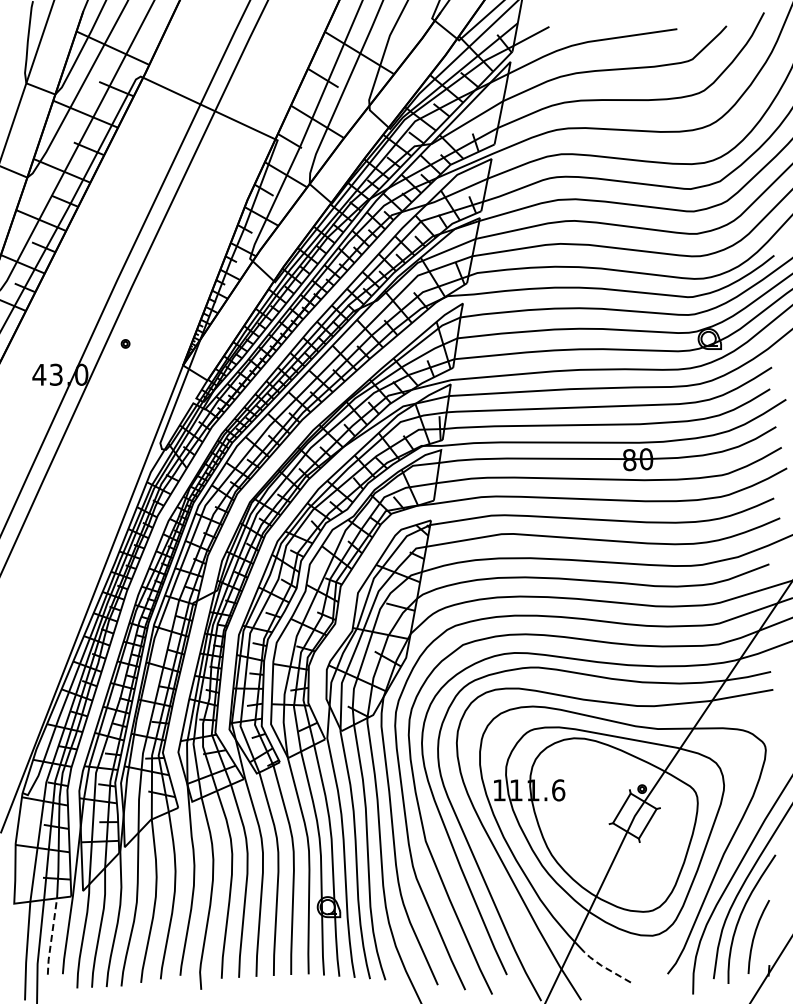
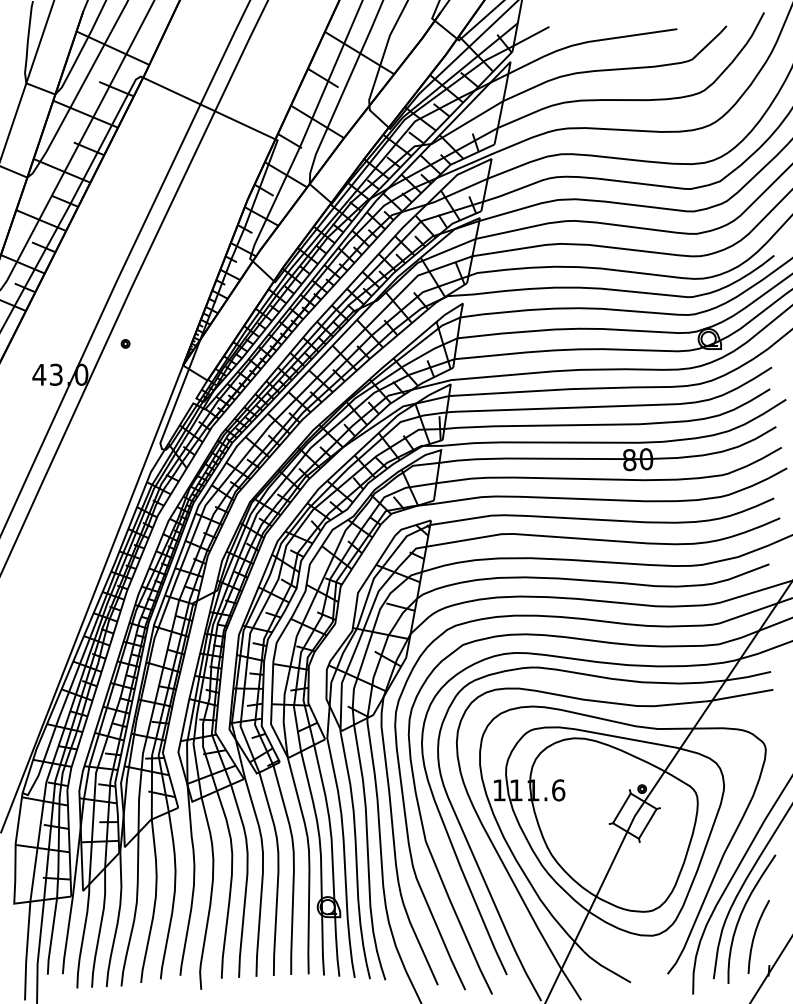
line: dashed -> solid (51, 936)
line: dashed -> solid (605, 967)
